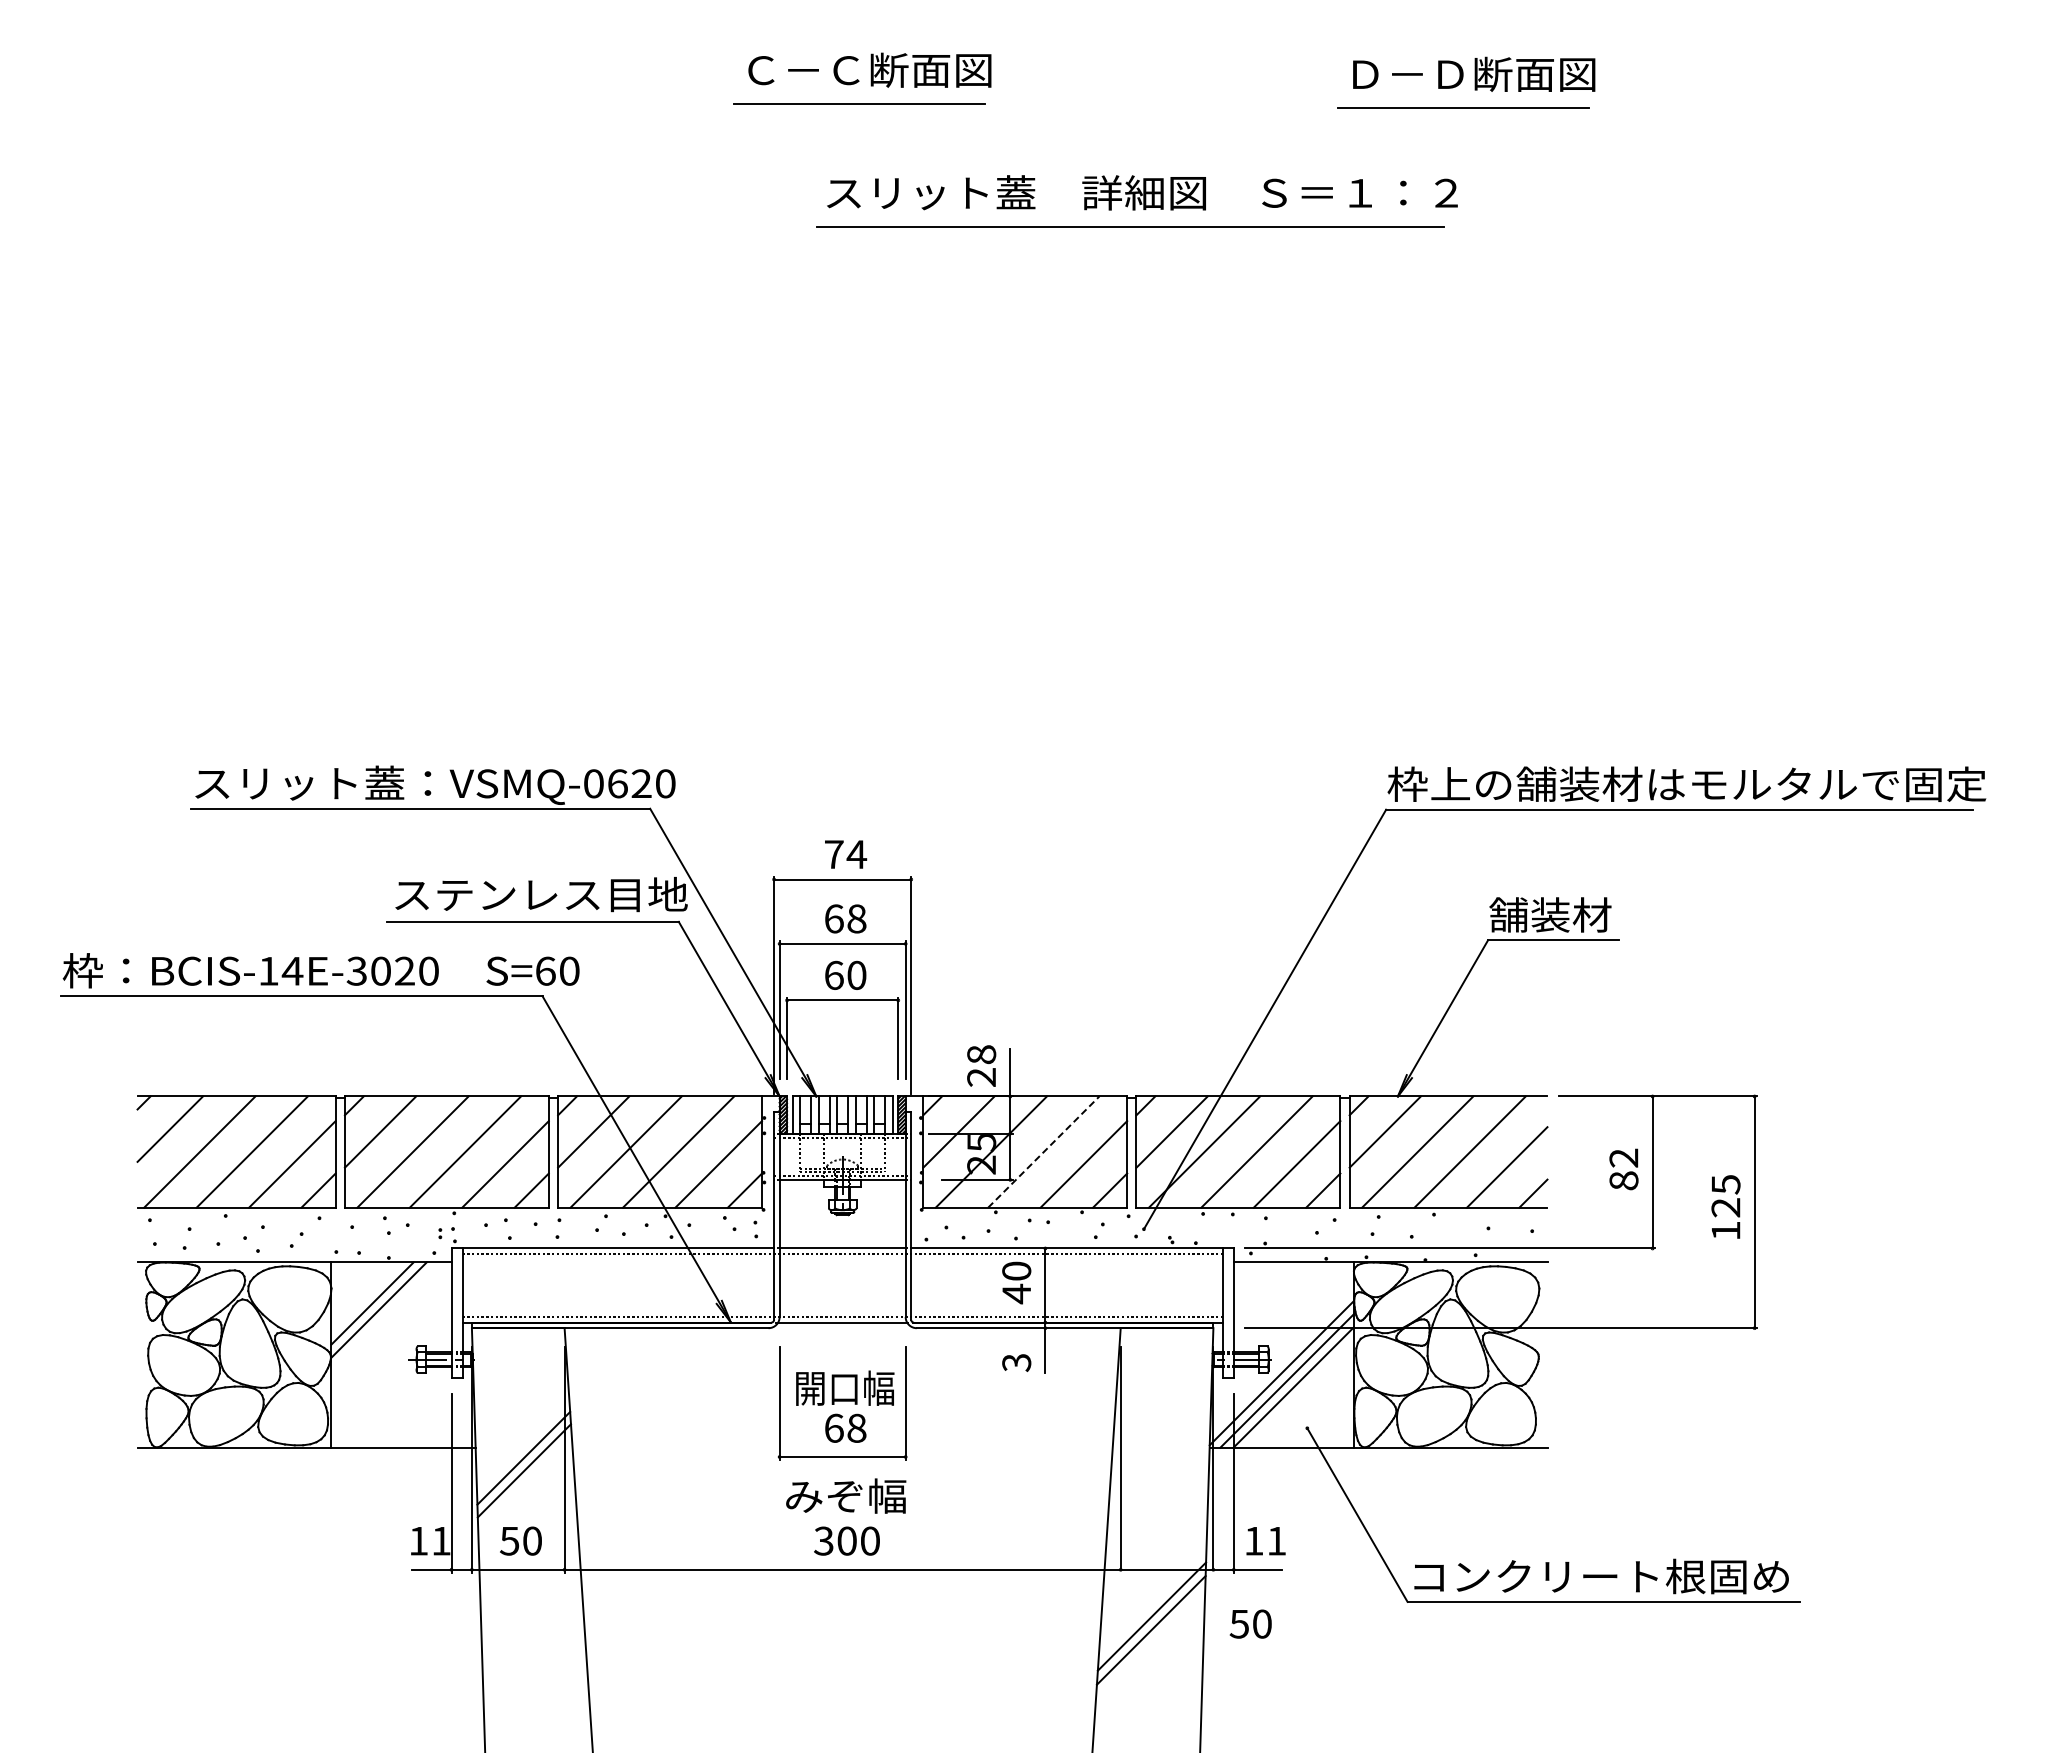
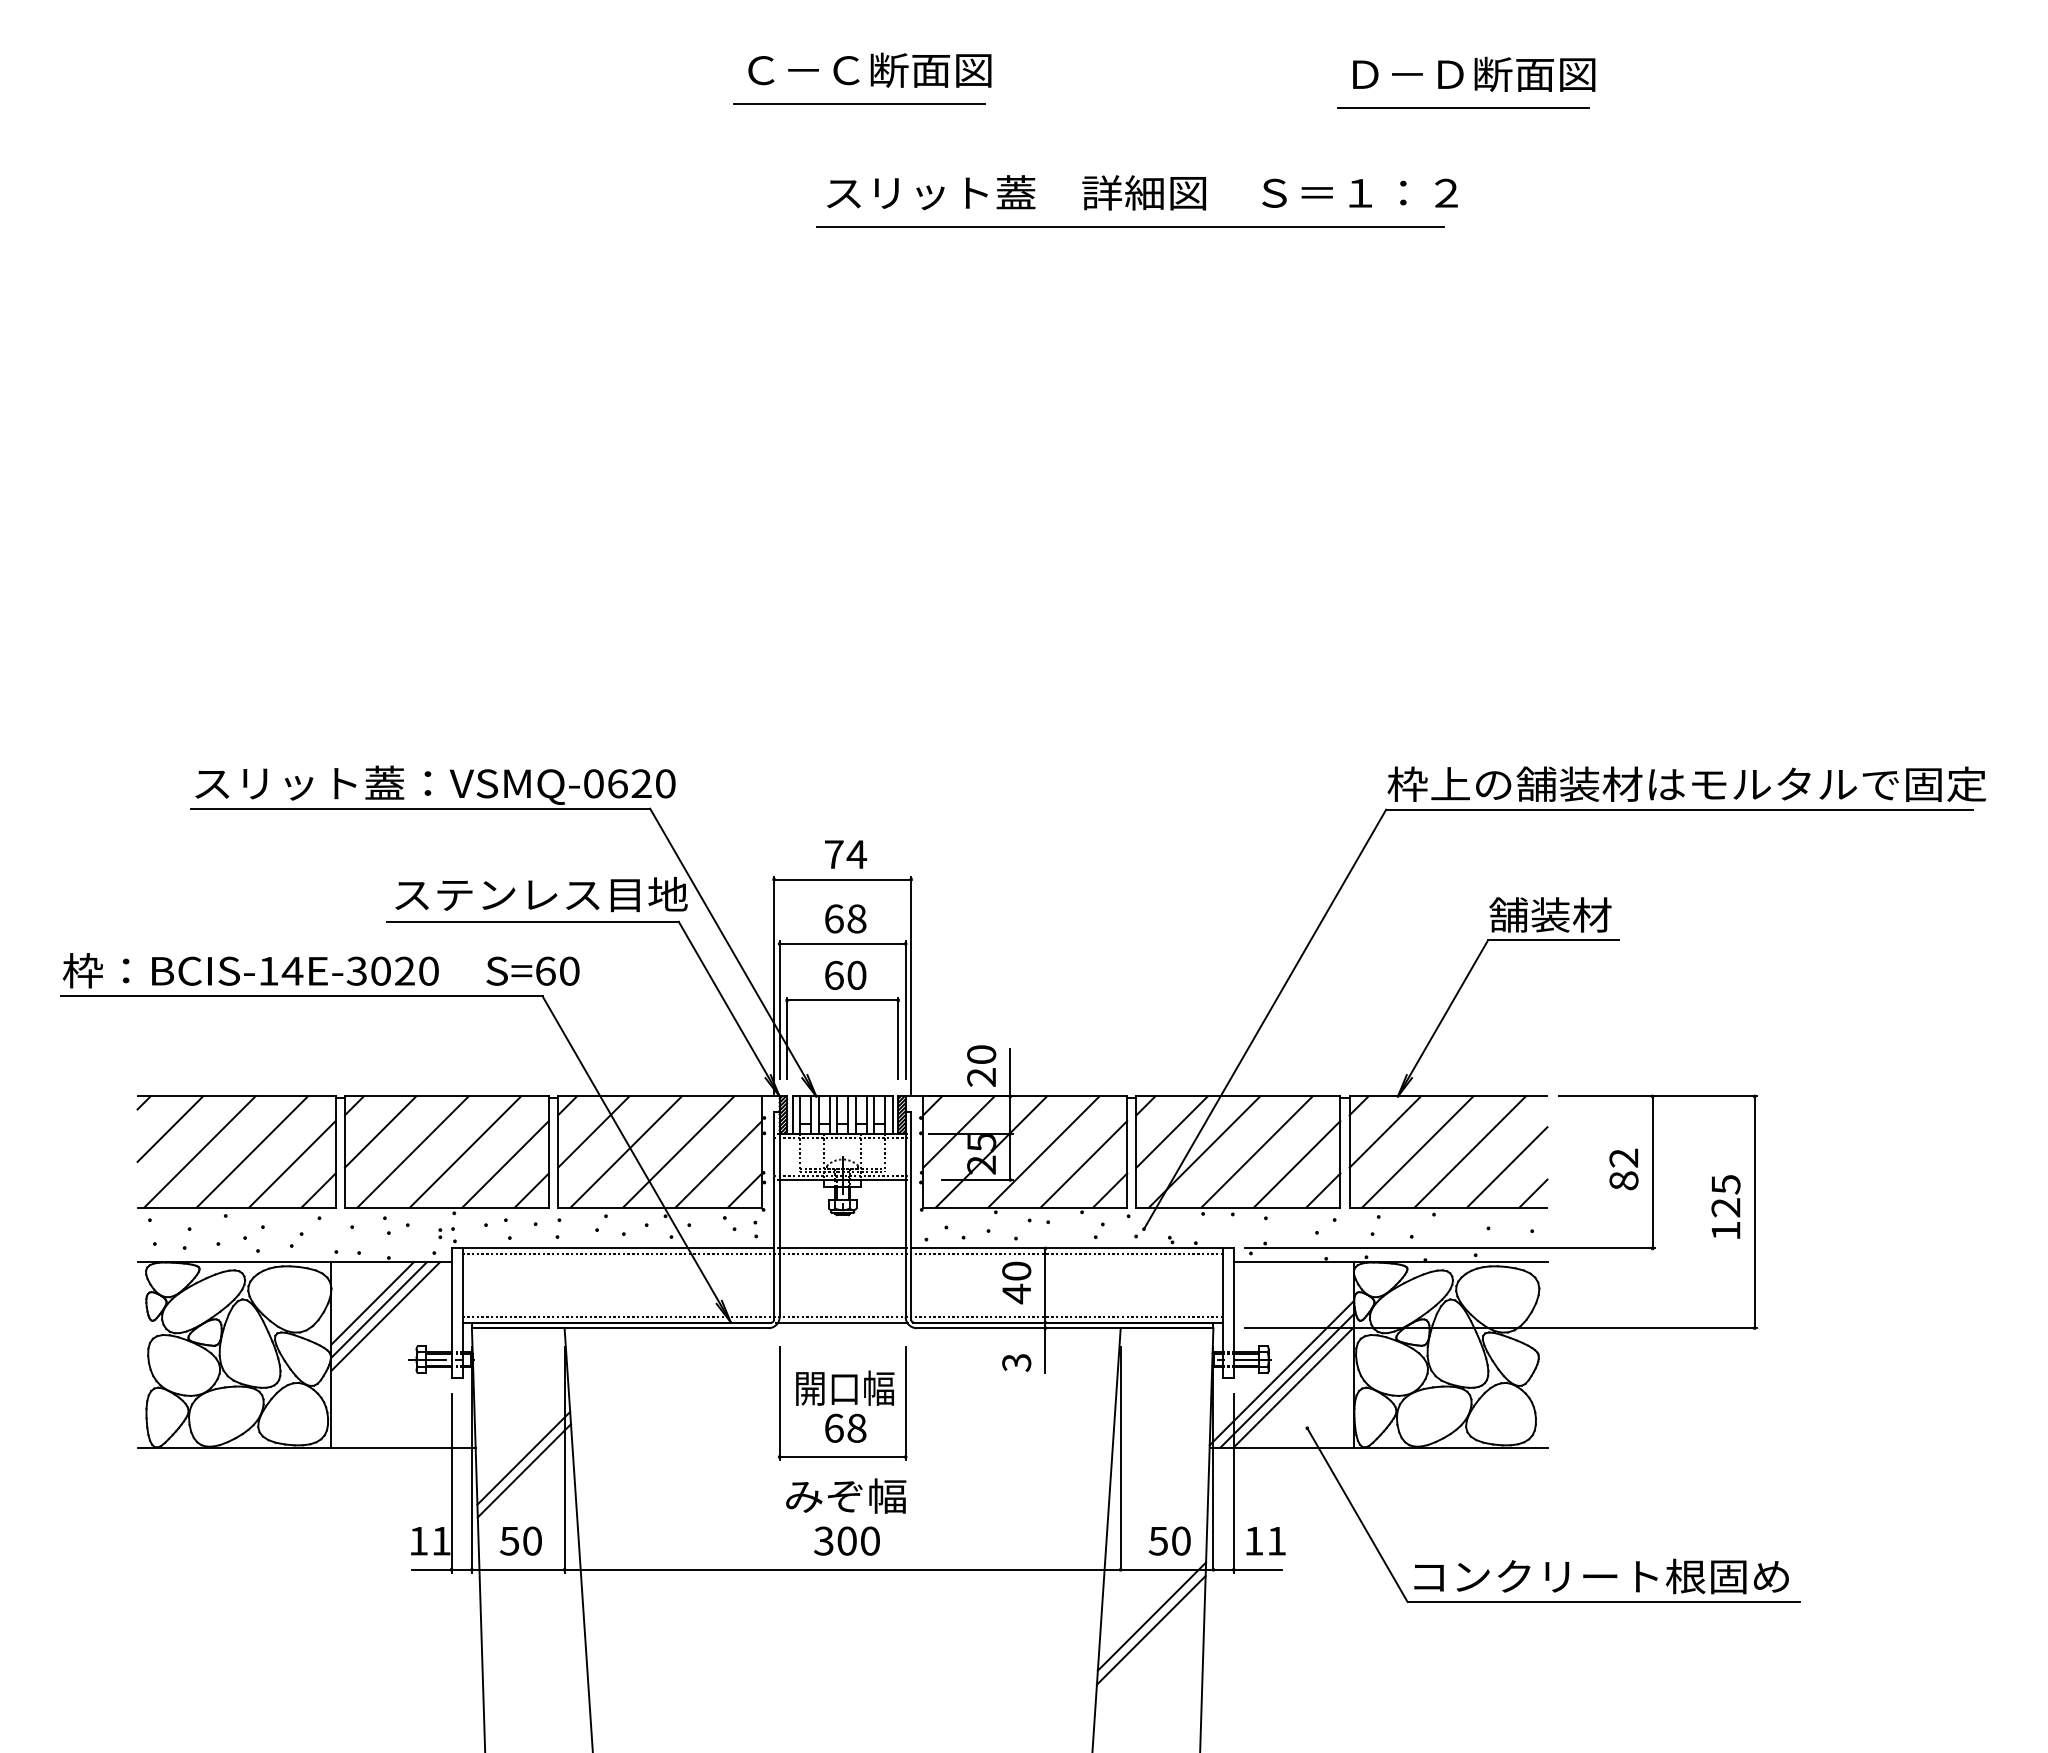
text: 28 -> 20 (981, 1054)
line: dashed -> solid (1043, 1152)
line: none -> present (385, 1316)
text position: (1250, 1623) -> (1169, 1540) (1169, 1540)
